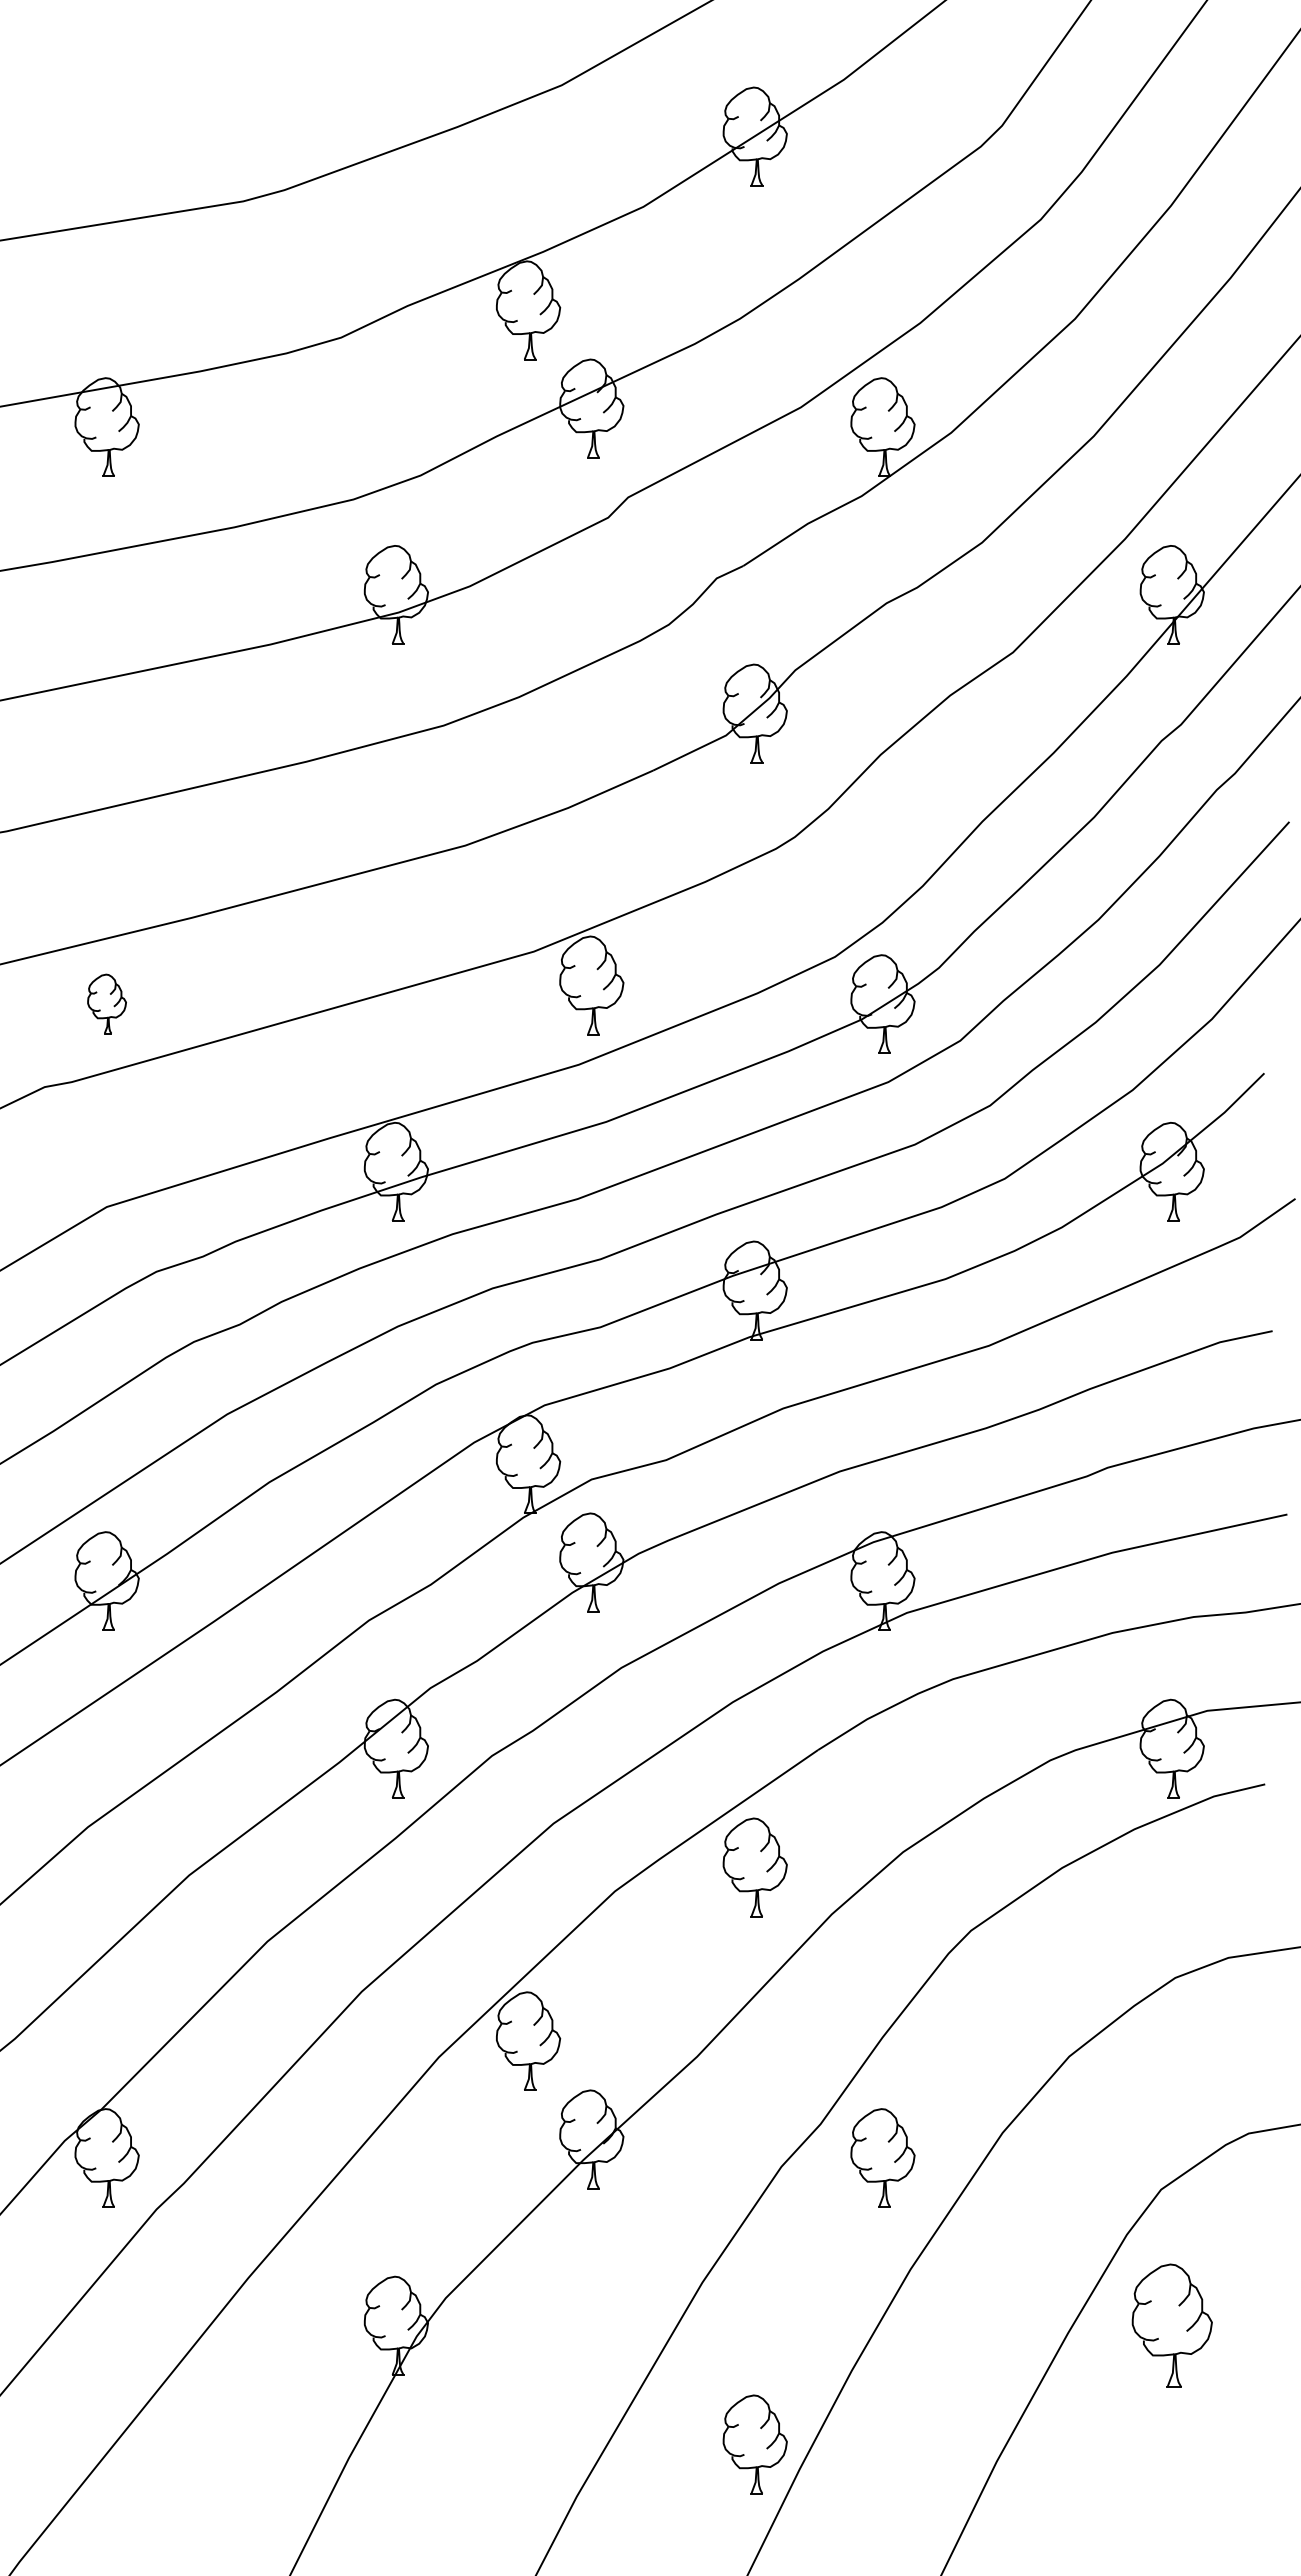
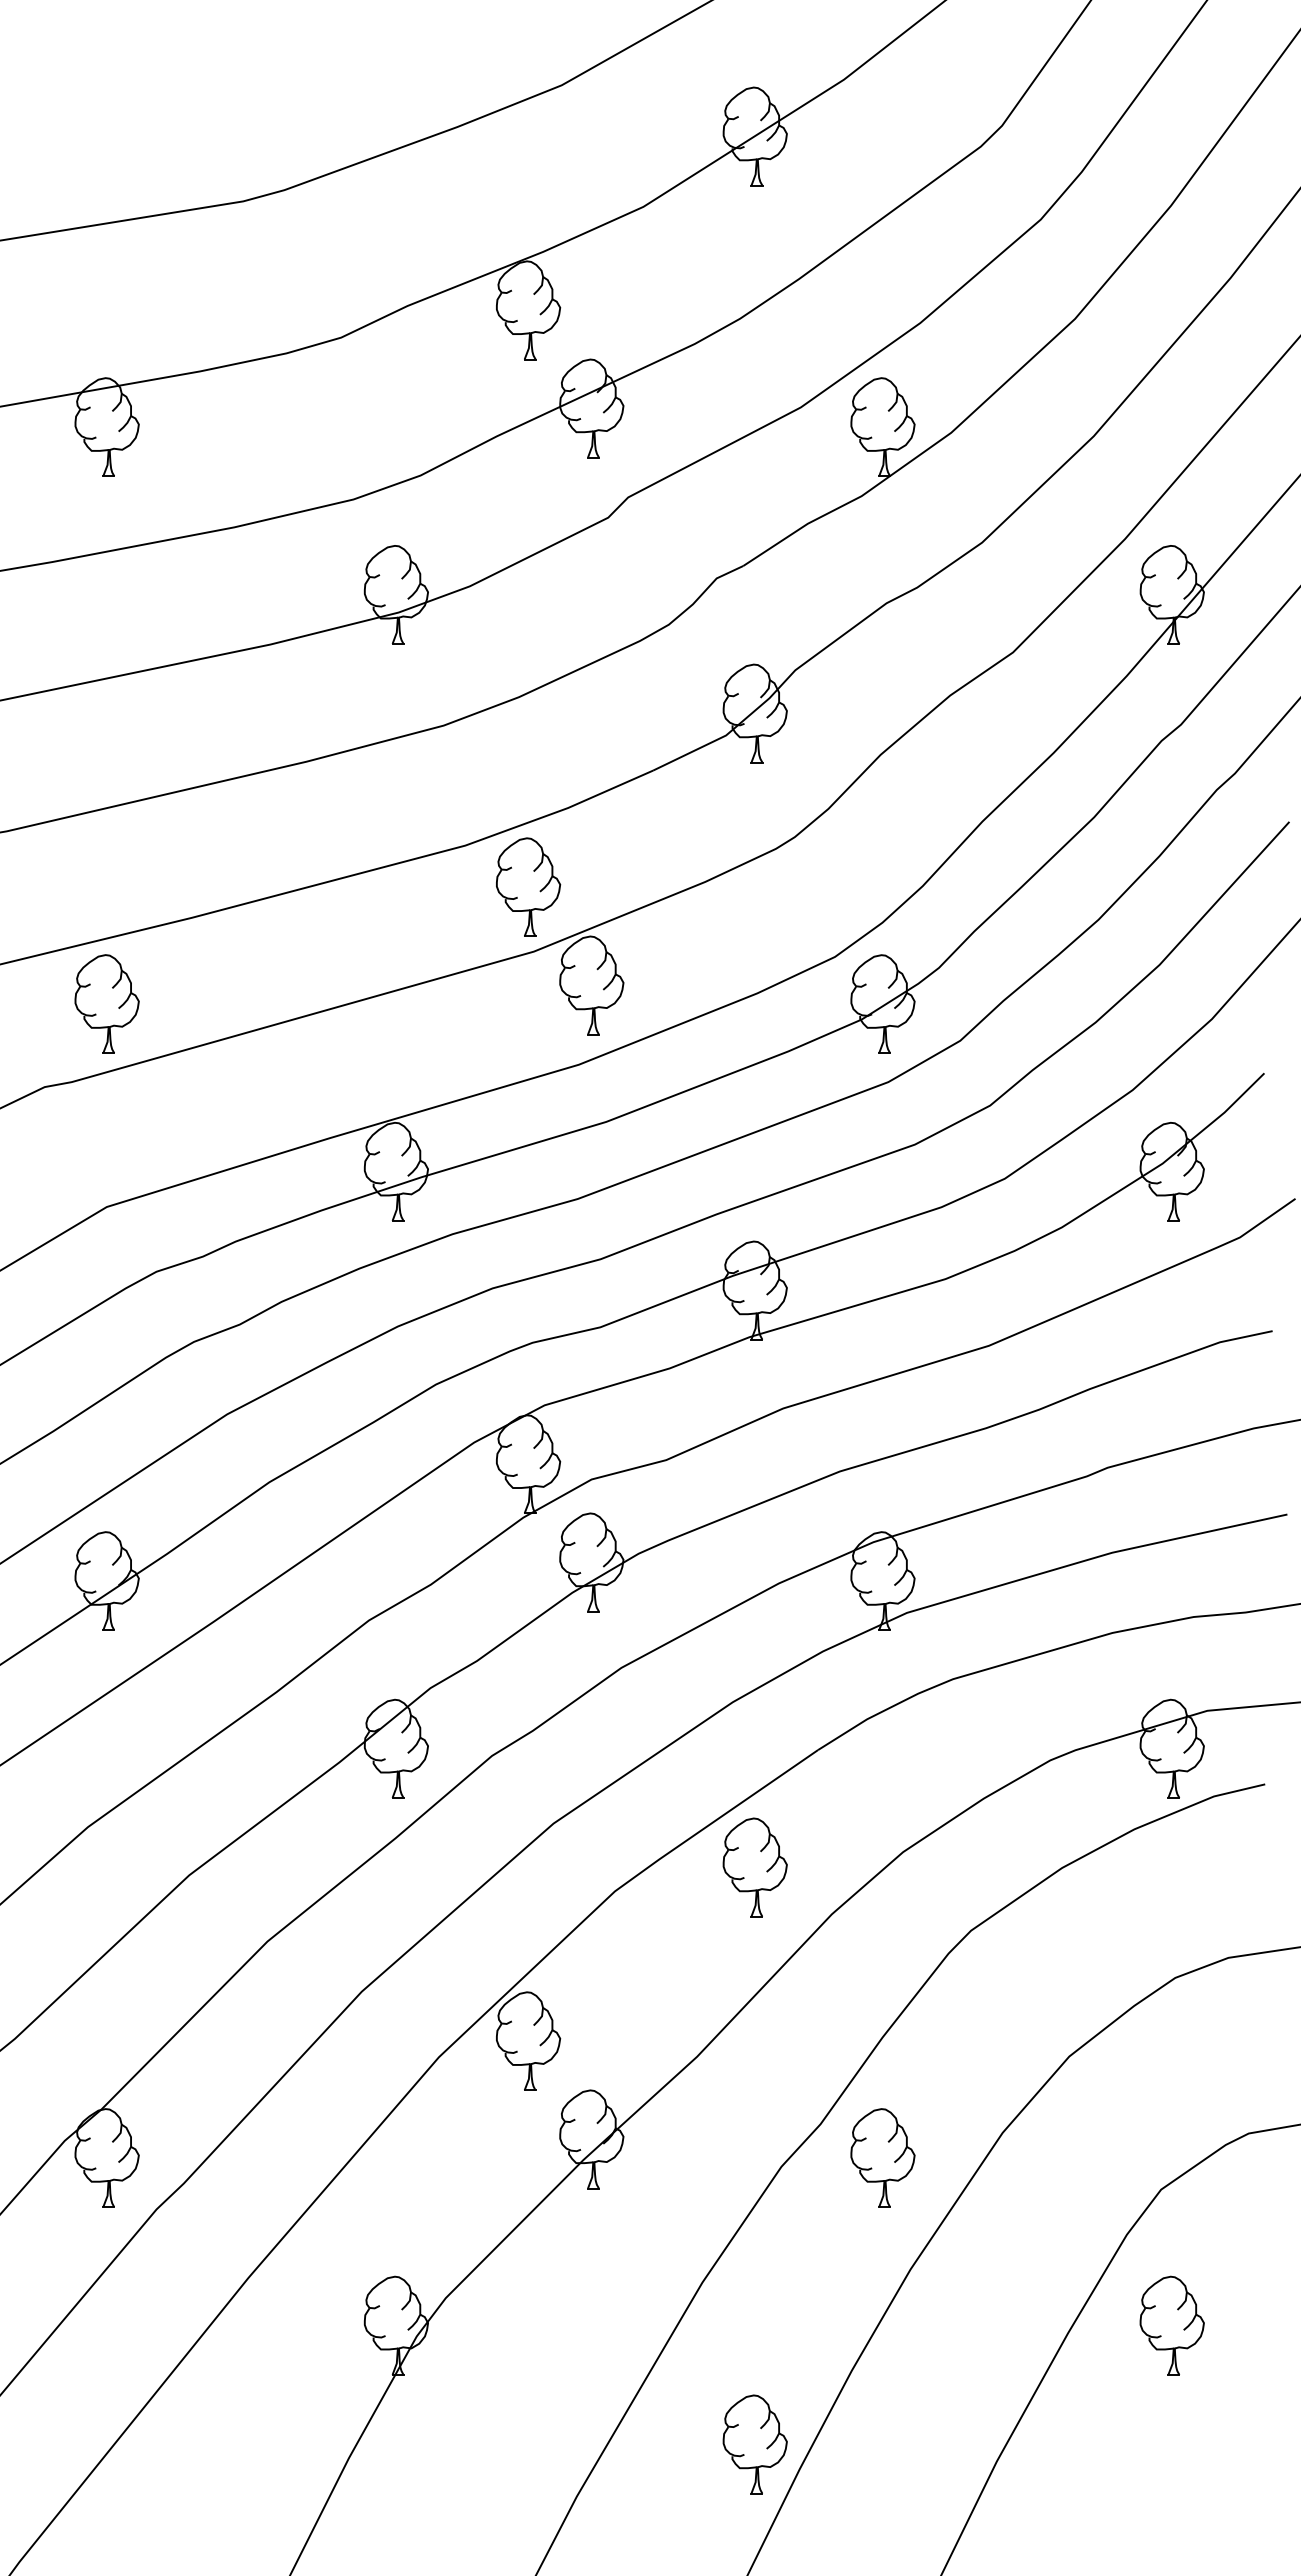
part: none -> present (528, 886)
part size: 40x62 px -> 66x100 px (106, 1003)
part size: 82x125 px -> 66x101 px (1171, 2325)
